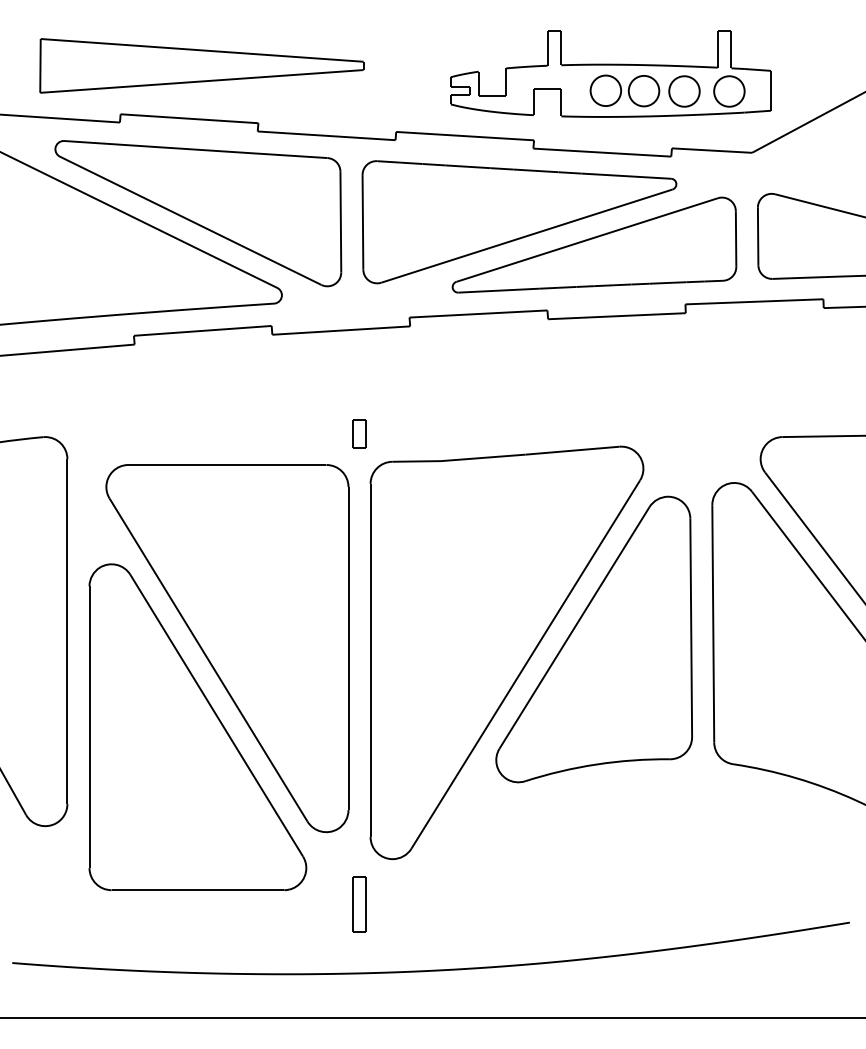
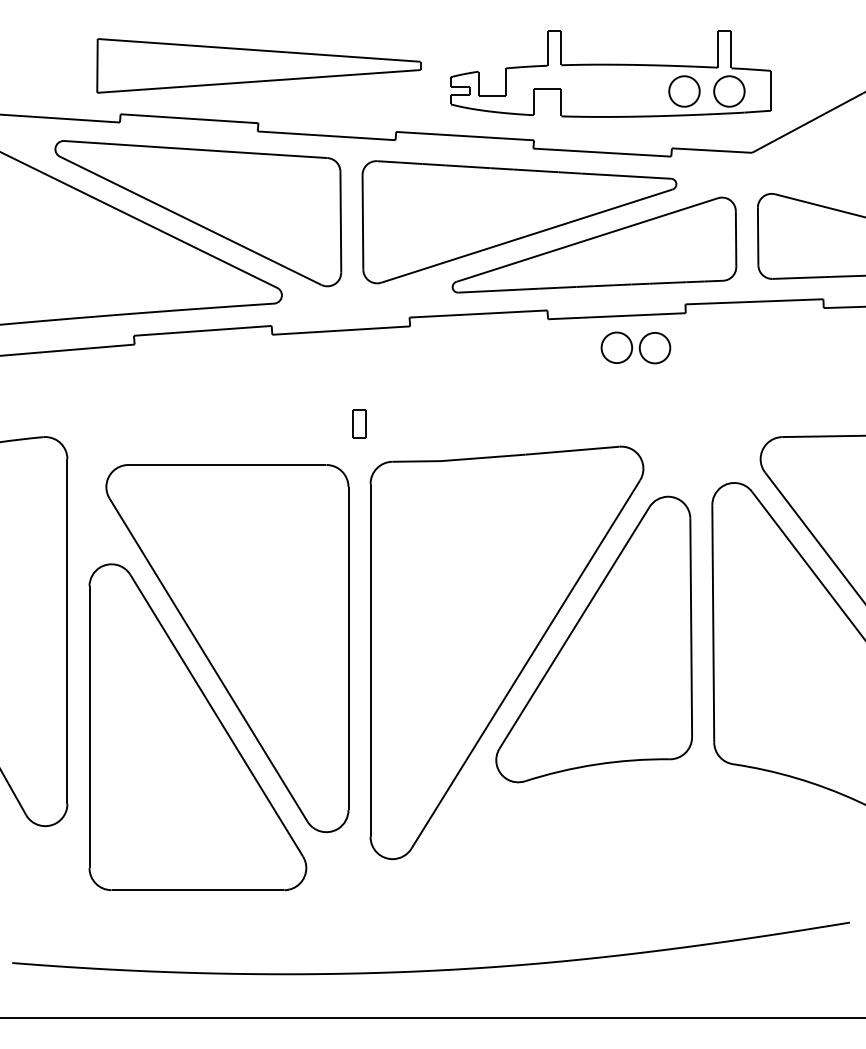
part position: (201, 65) -> (258, 65) (258, 65)
part position: (624, 90) -> (635, 347) (635, 347)
part position: (359, 433) -> (359, 423) (359, 423)
part: present -> none (359, 904)
